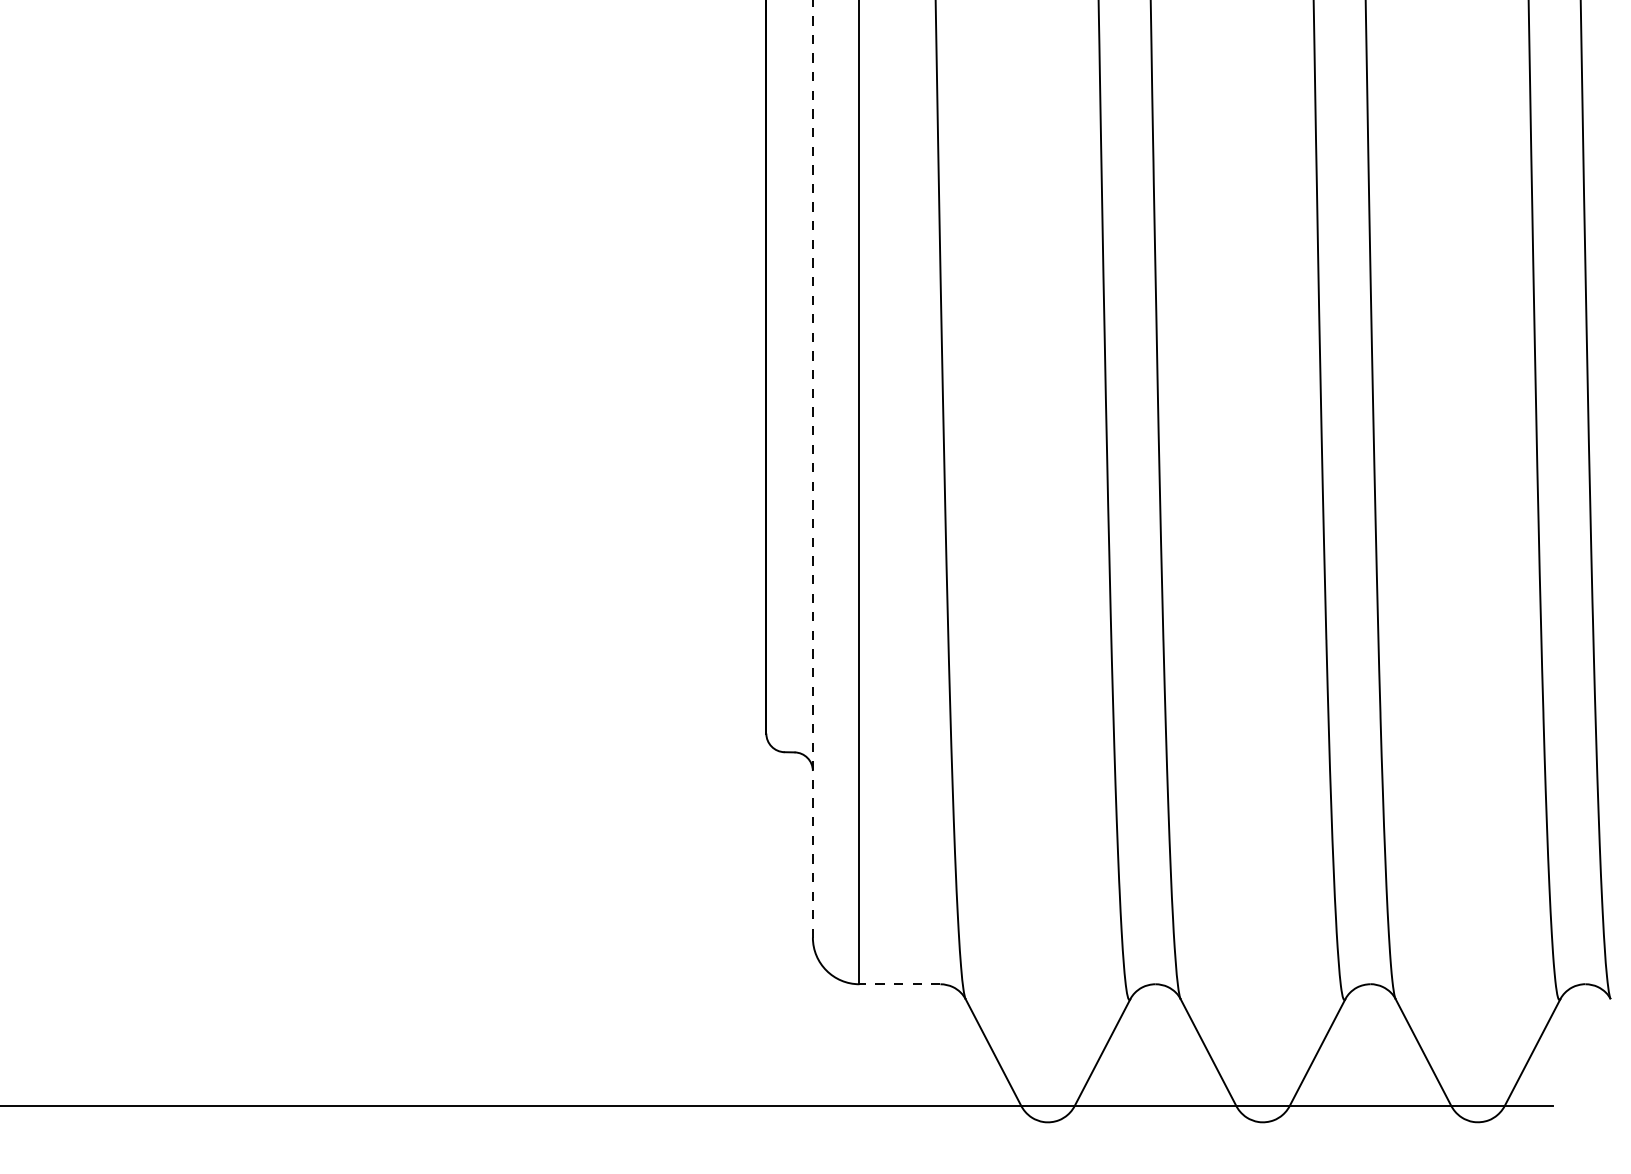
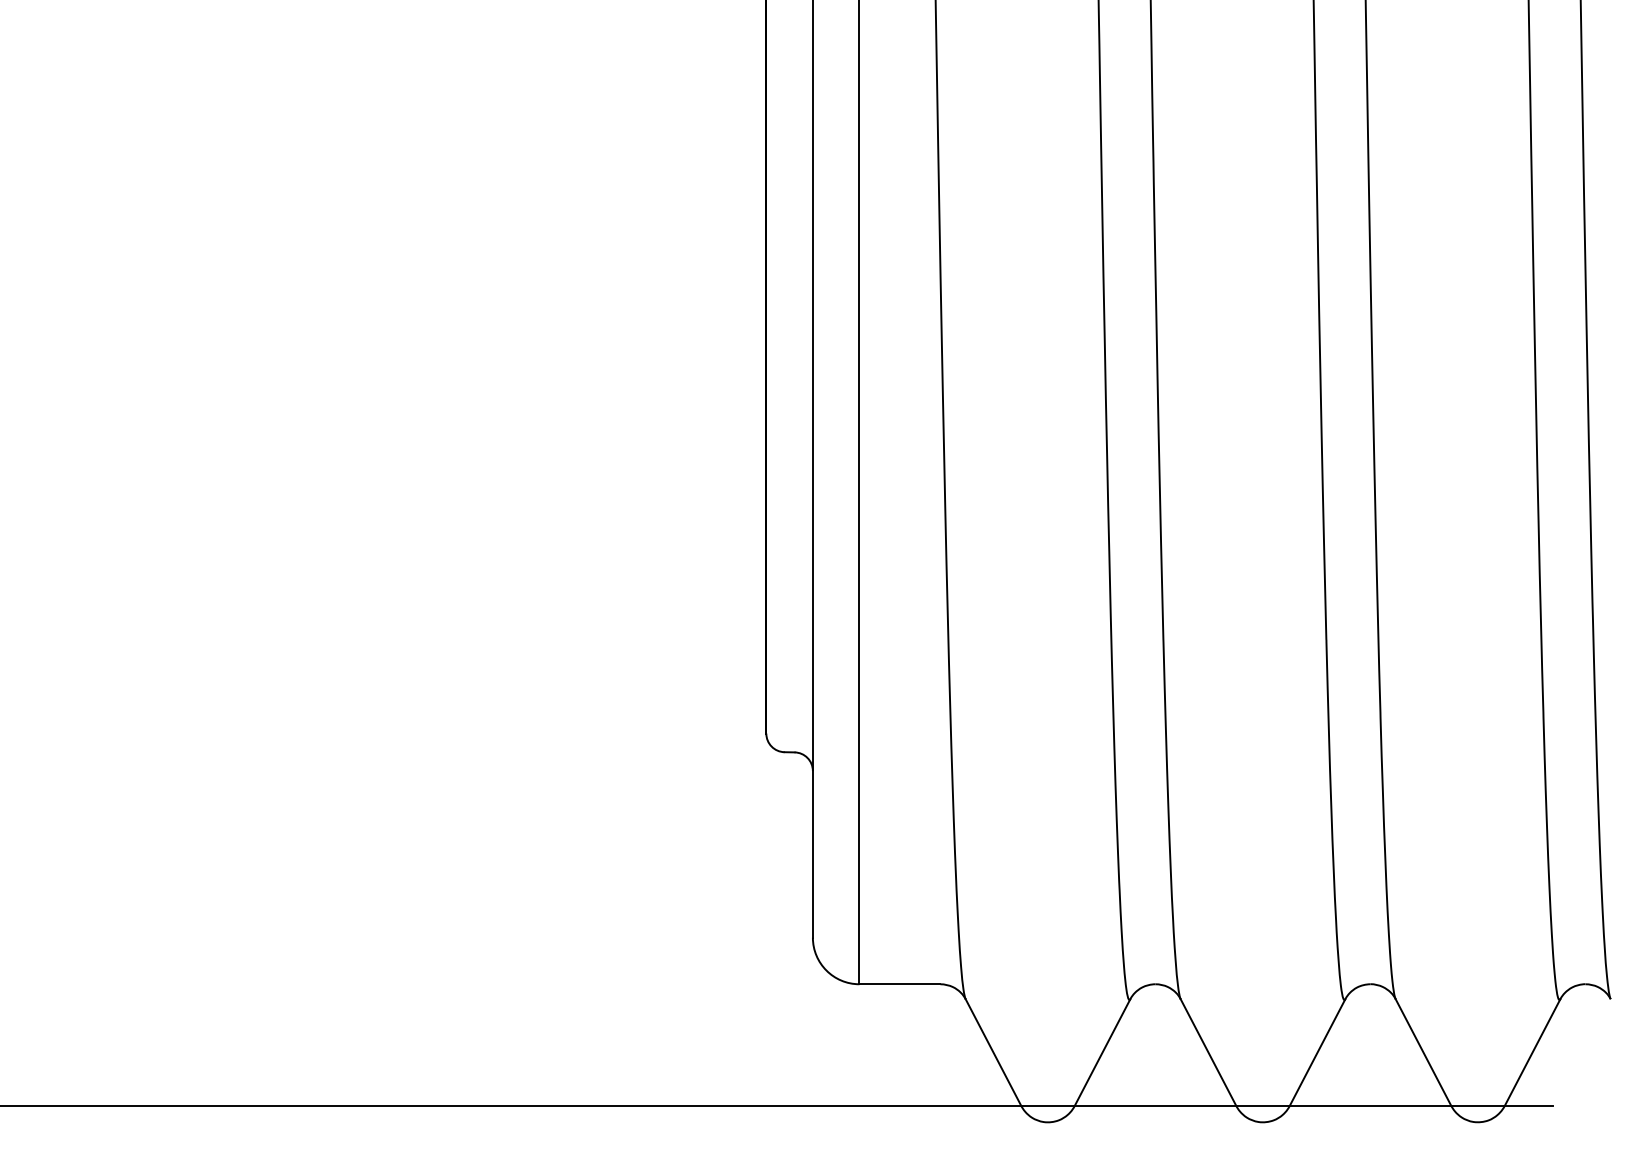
line: dashed -> solid (812, 469)
line: dashed -> solid (899, 984)
